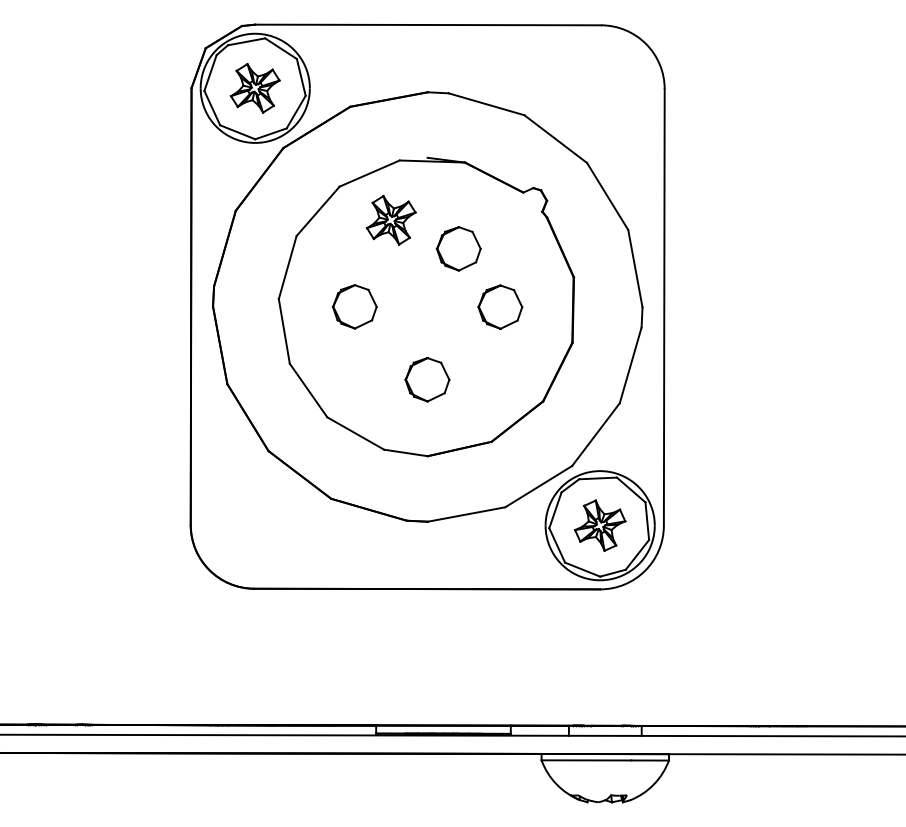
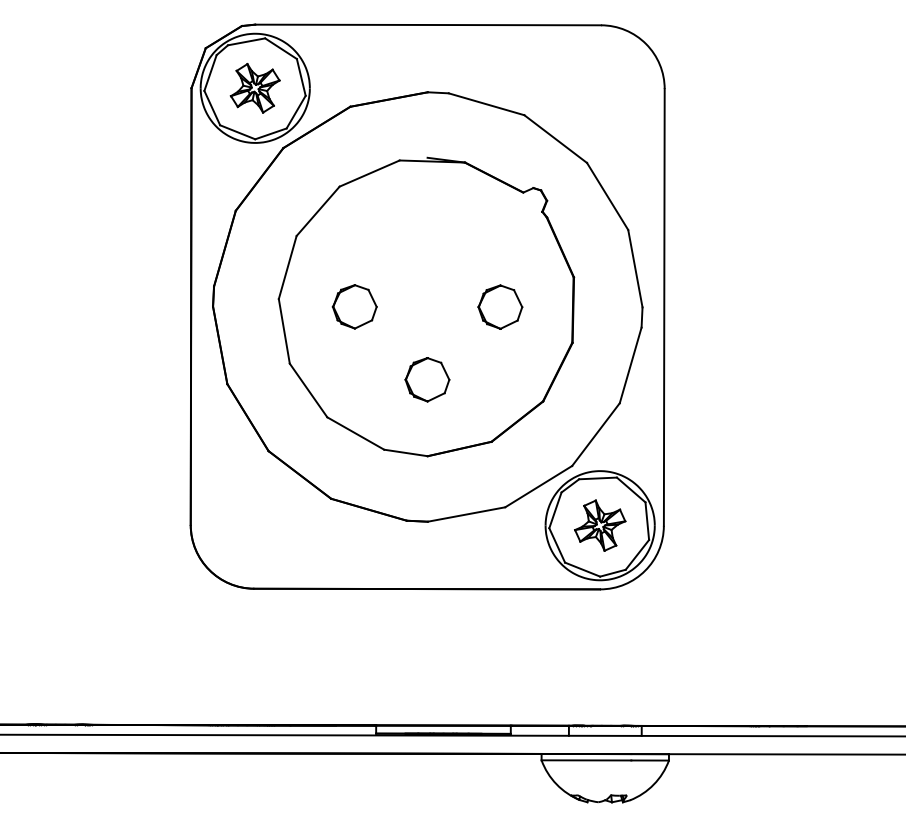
part: present -> none (390, 220)
part: present -> none (458, 248)
